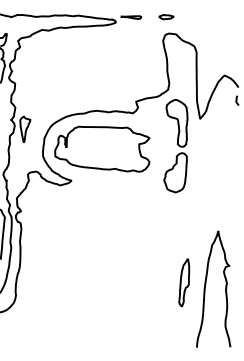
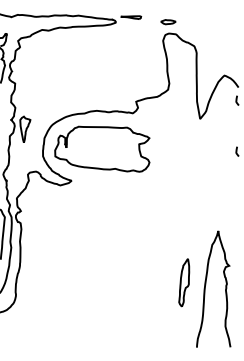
part position: (166, 17) -> (168, 22) (168, 22)
part: present -> none (175, 146)
curve: none -> present (237, 151)
